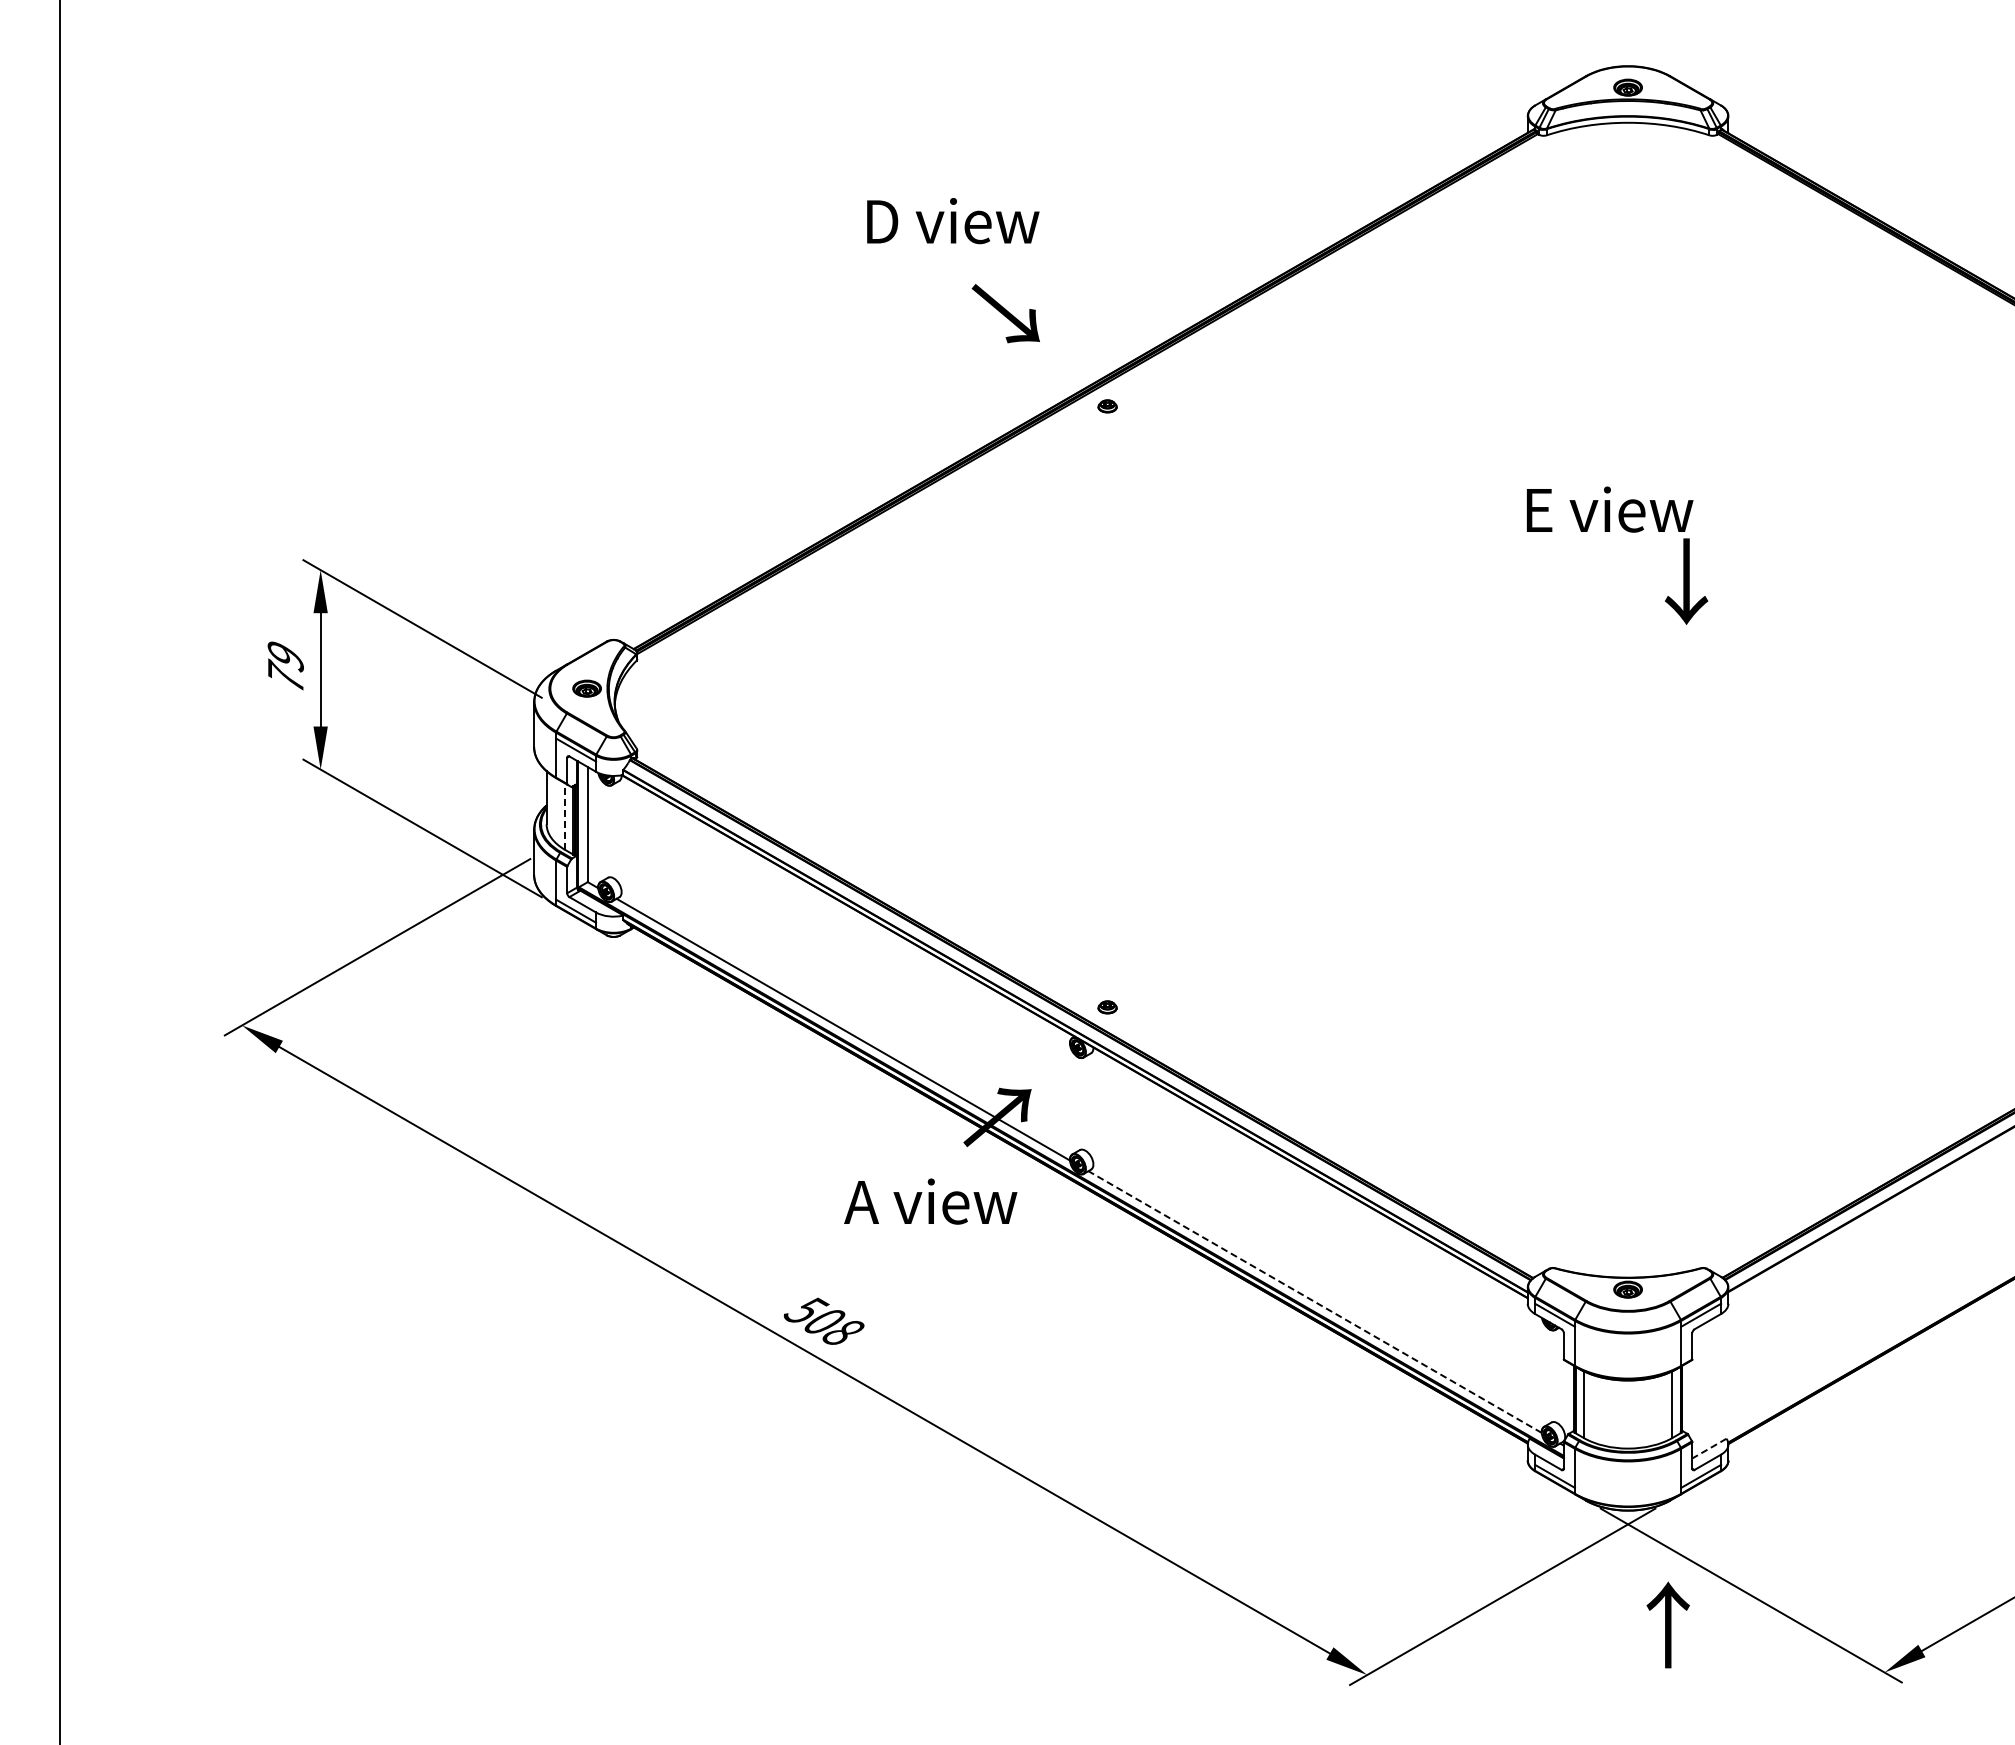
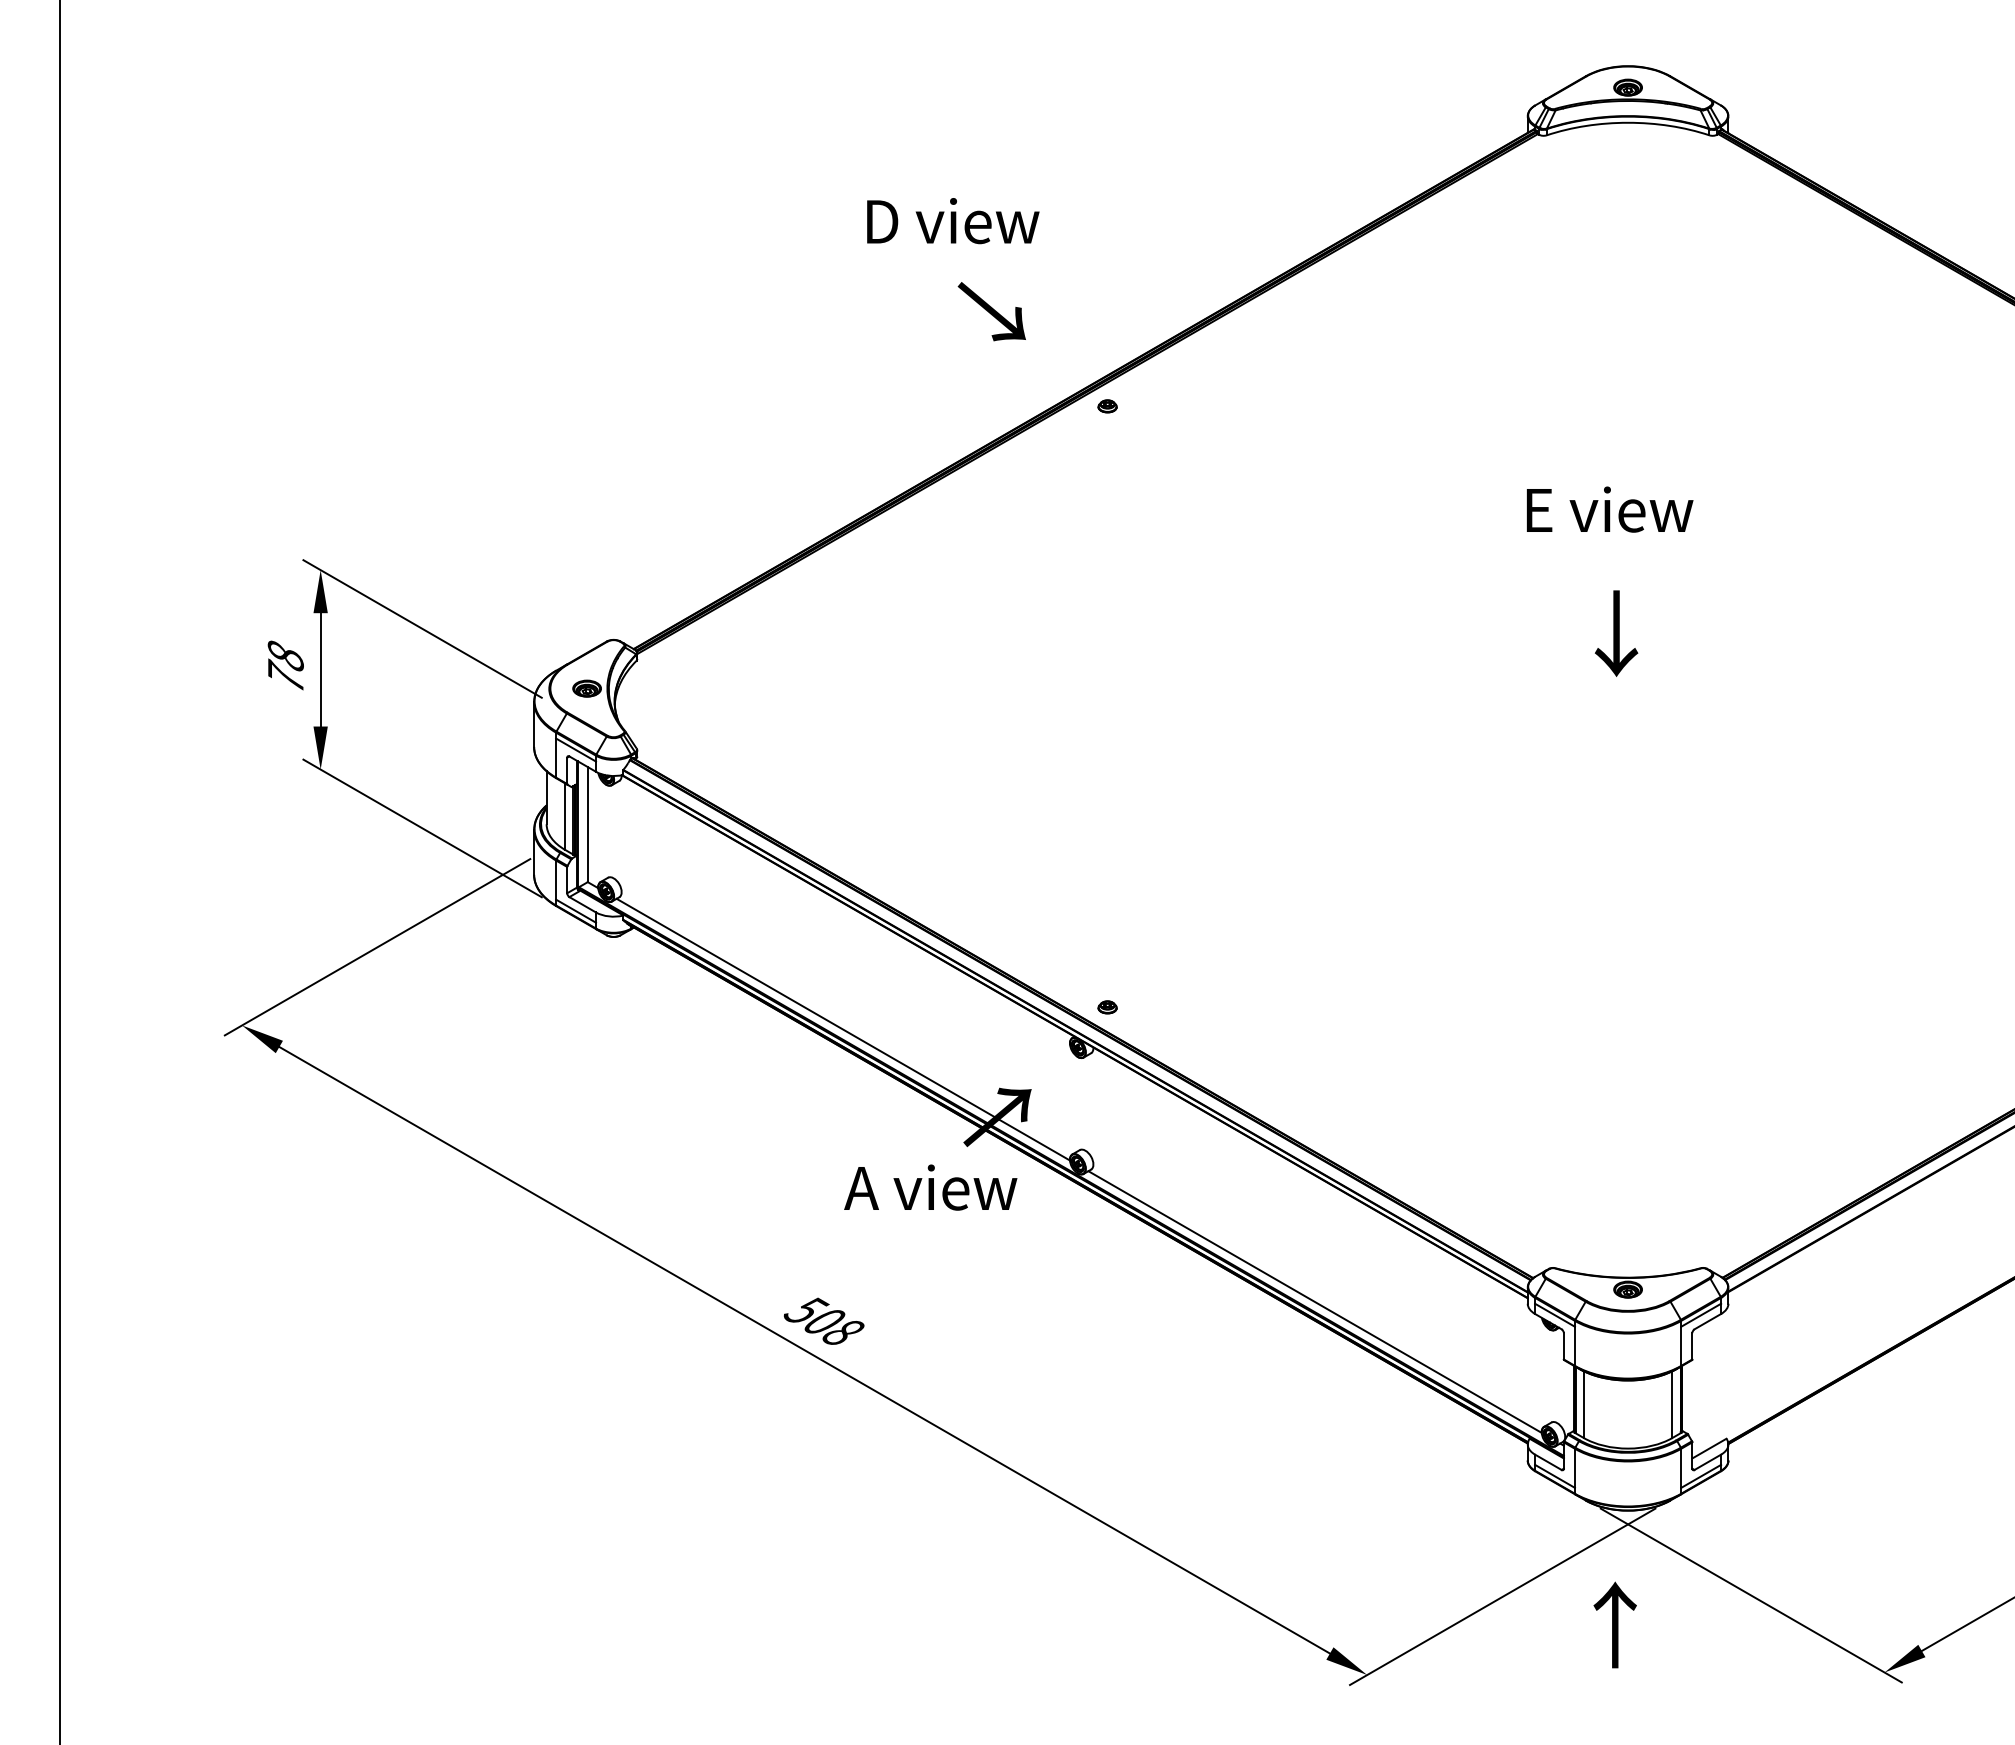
text position: (1005, 313) -> (991, 311) (991, 311)
text position: (1686, 581) -> (1616, 633) (1616, 633)
text: 79 -> 78 (285, 656)
line: dashed -> solid (564, 816)
text position: (930, 1201) -> (930, 1187) (930, 1187)
line: dashed -> solid (1315, 1302)
line: dashed -> solid (1709, 1448)
text position: (1667, 1624) -> (1614, 1624) (1614, 1624)
